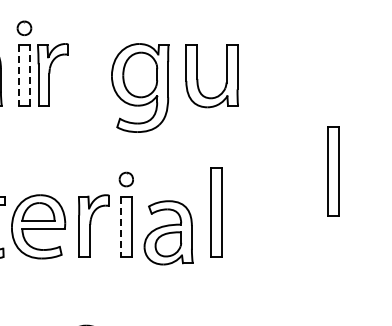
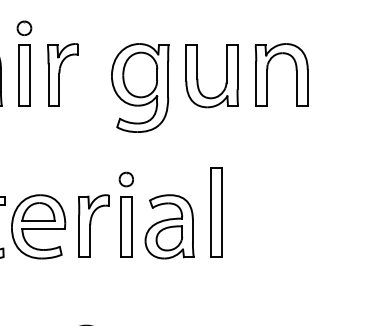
part: none -> present (268, 69)
part position: (52, 74) -> (62, 74) (62, 74)
line: dashed -> solid (30, 75)
line: dashed -> solid (19, 76)
part: present -> none (333, 171)
line: dashed -> solid (121, 227)
part position: (168, 232) -> (169, 226) (169, 226)
